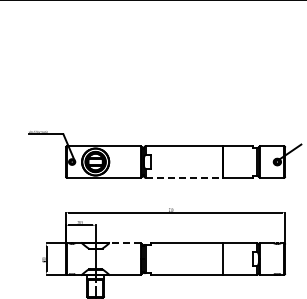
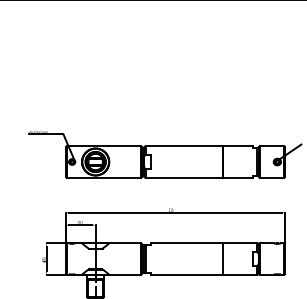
line: dashed -> solid (184, 177)
line: dashed -> solid (124, 243)
